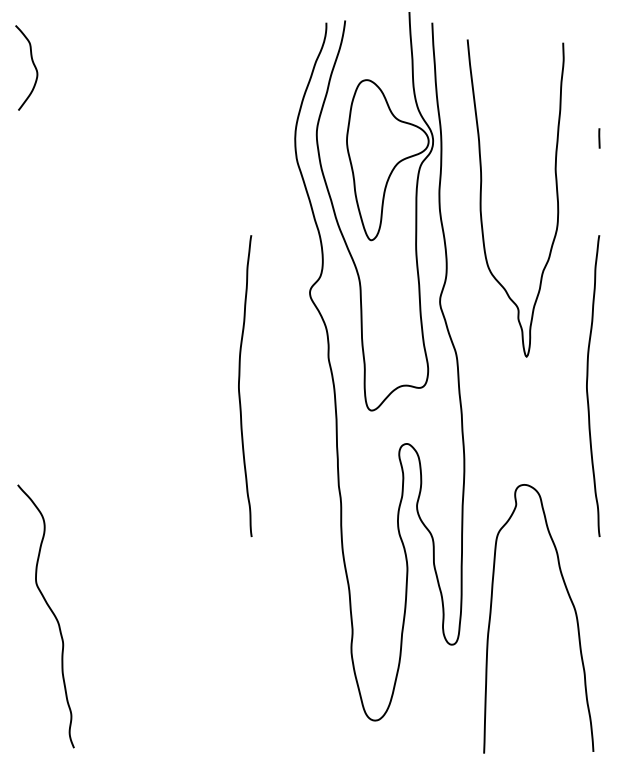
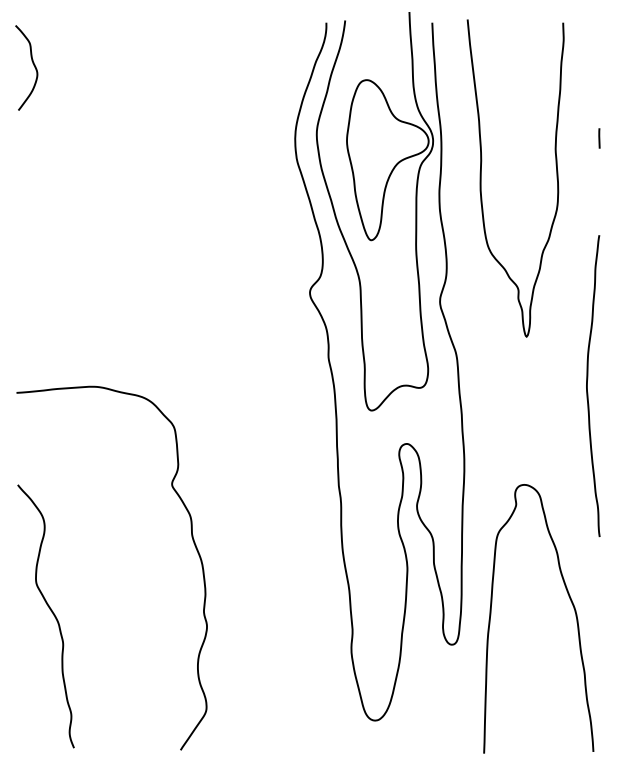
curve position: (481, 198) -> (481, 178) (481, 178)
curve: present -> none (239, 386)
curve: none -> present (192, 540)
